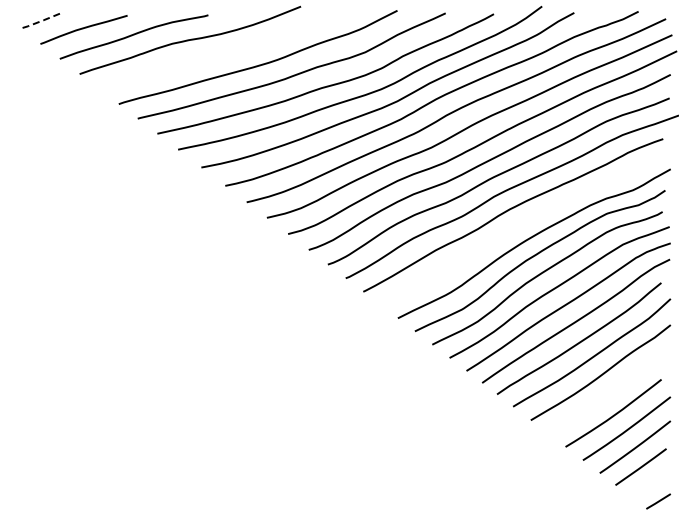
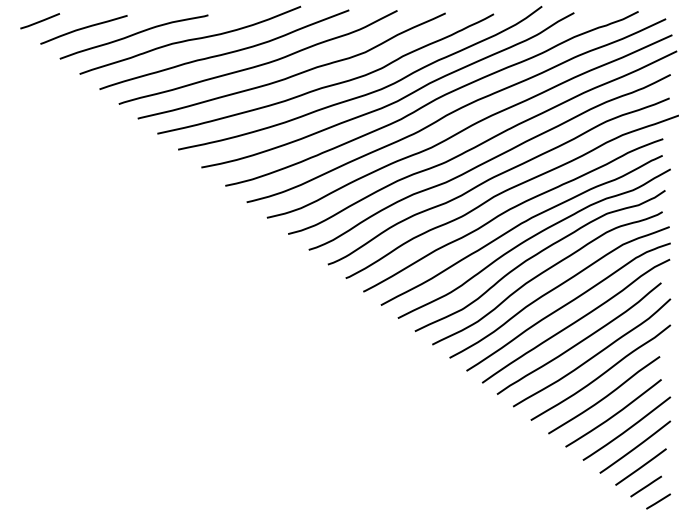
line: dashed -> solid (40, 21)
curve: none -> present (226, 52)
curve: none -> present (518, 226)
curve: none -> present (604, 396)
line: none -> present (645, 486)
